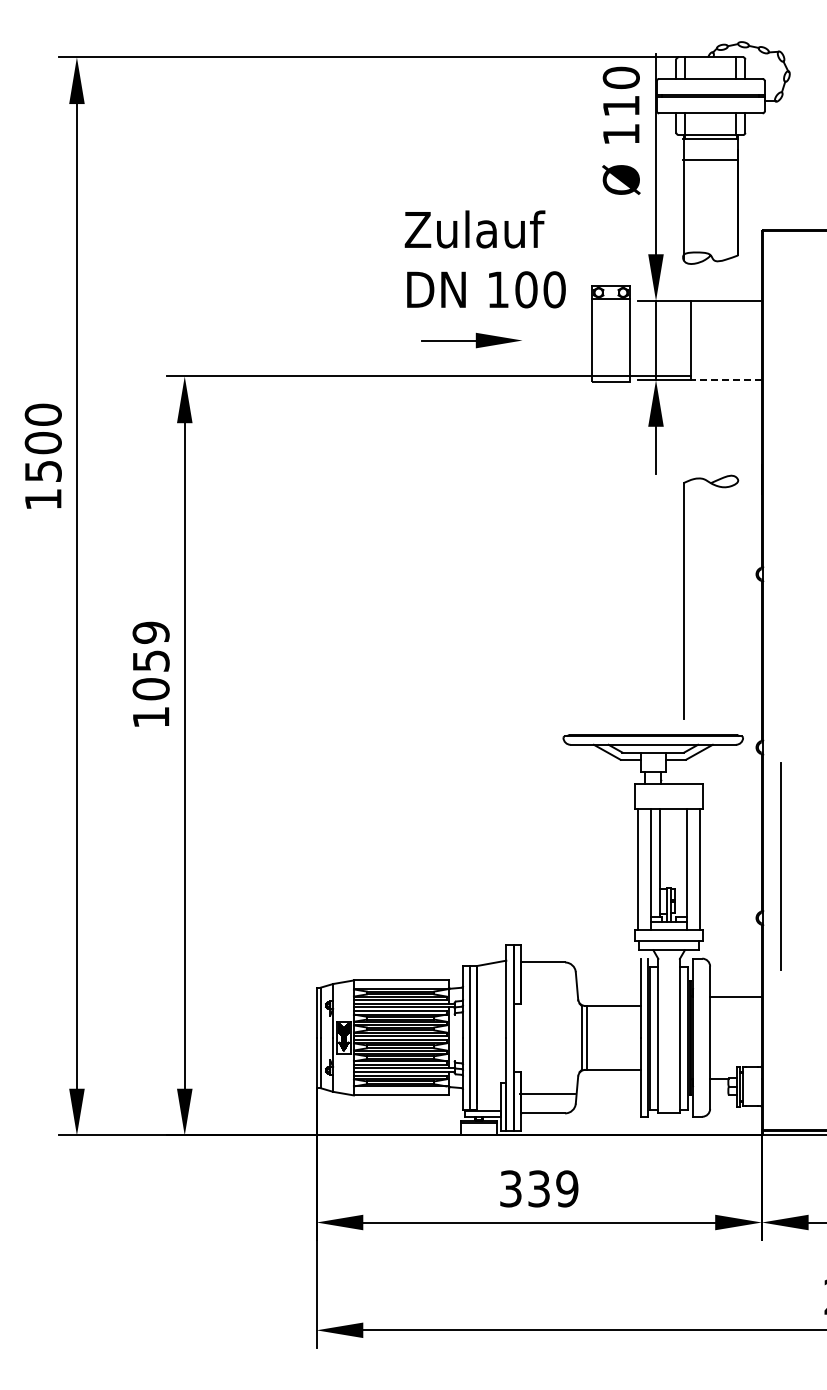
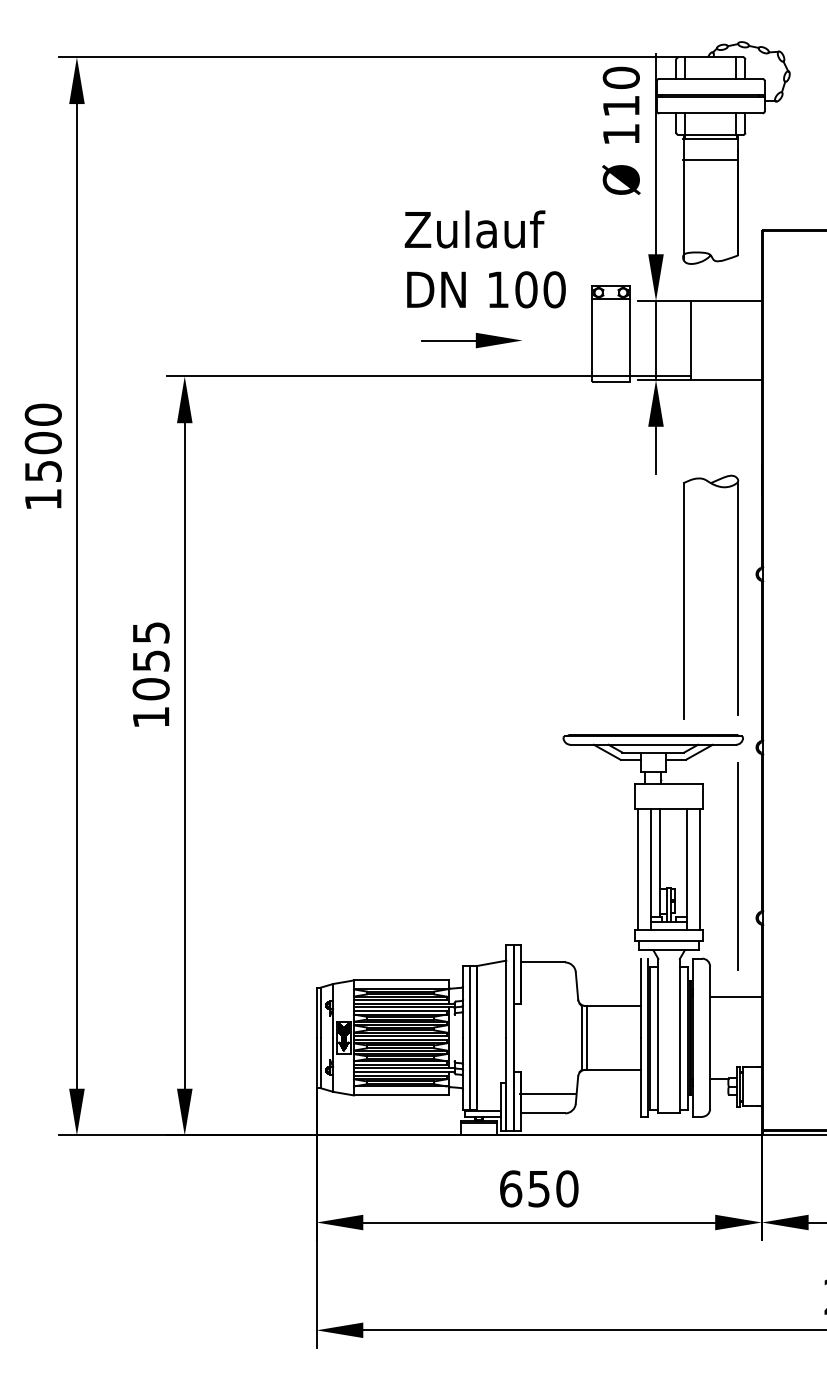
line: dashed -> solid (726, 380)
line: none -> present (738, 599)
text: 1059 -> 1055 (150, 632)
line position: (780, 866) -> (737, 866) (737, 866)
text: 339 -> 650 (539, 1188)
